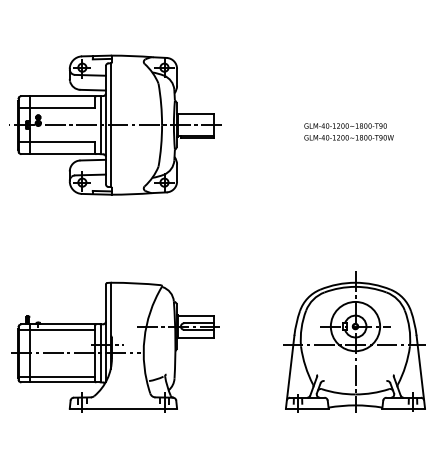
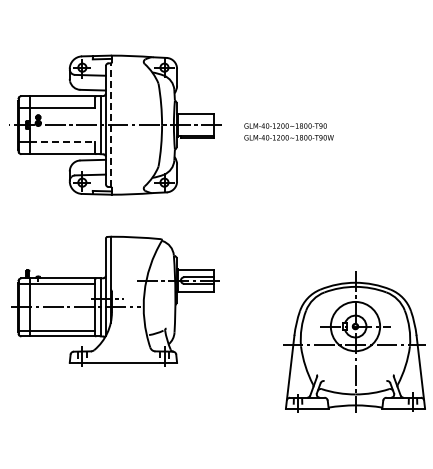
line: solid -> dashed (110, 125)
text position: (348, 131) -> (288, 131) (288, 131)
line: solid -> dashed (62, 142)
part position: (115, 346) -> (115, 300) (115, 300)
